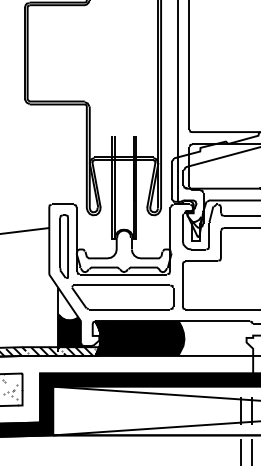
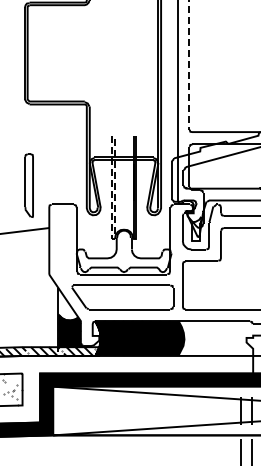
line: solid -> dashed (189, 66)
line: solid -> dashed (113, 238)
part position: (63, 246) -> (28, 185) (28, 185)
